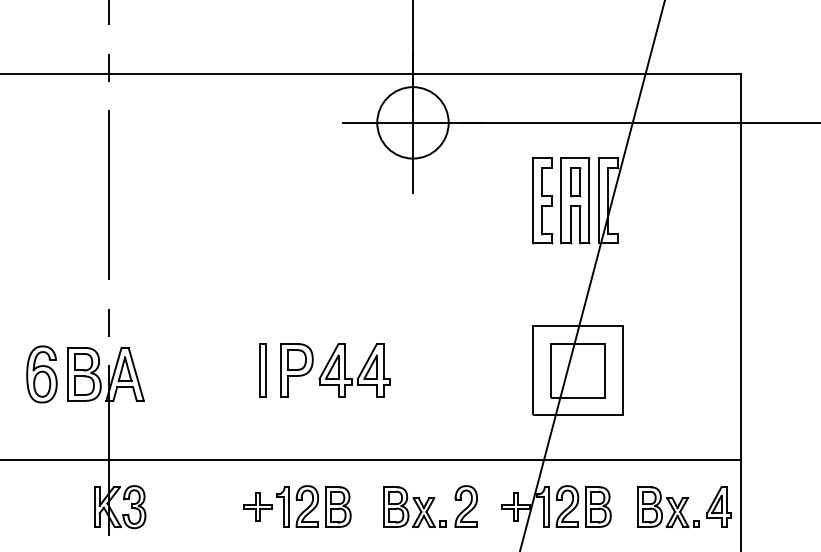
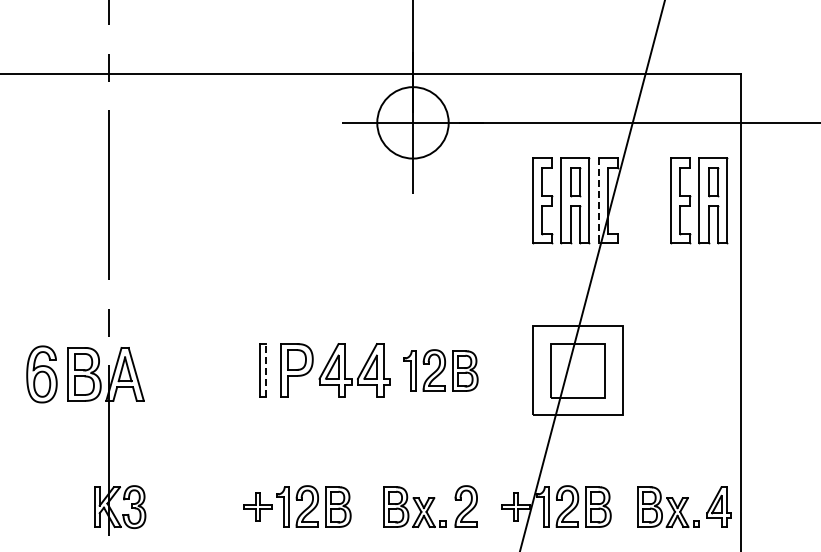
part: none -> present (699, 200)
line: solid -> dashed (598, 201)
line: solid -> dashed (266, 370)
part: none -> present (440, 370)
line: present -> none (371, 459)
